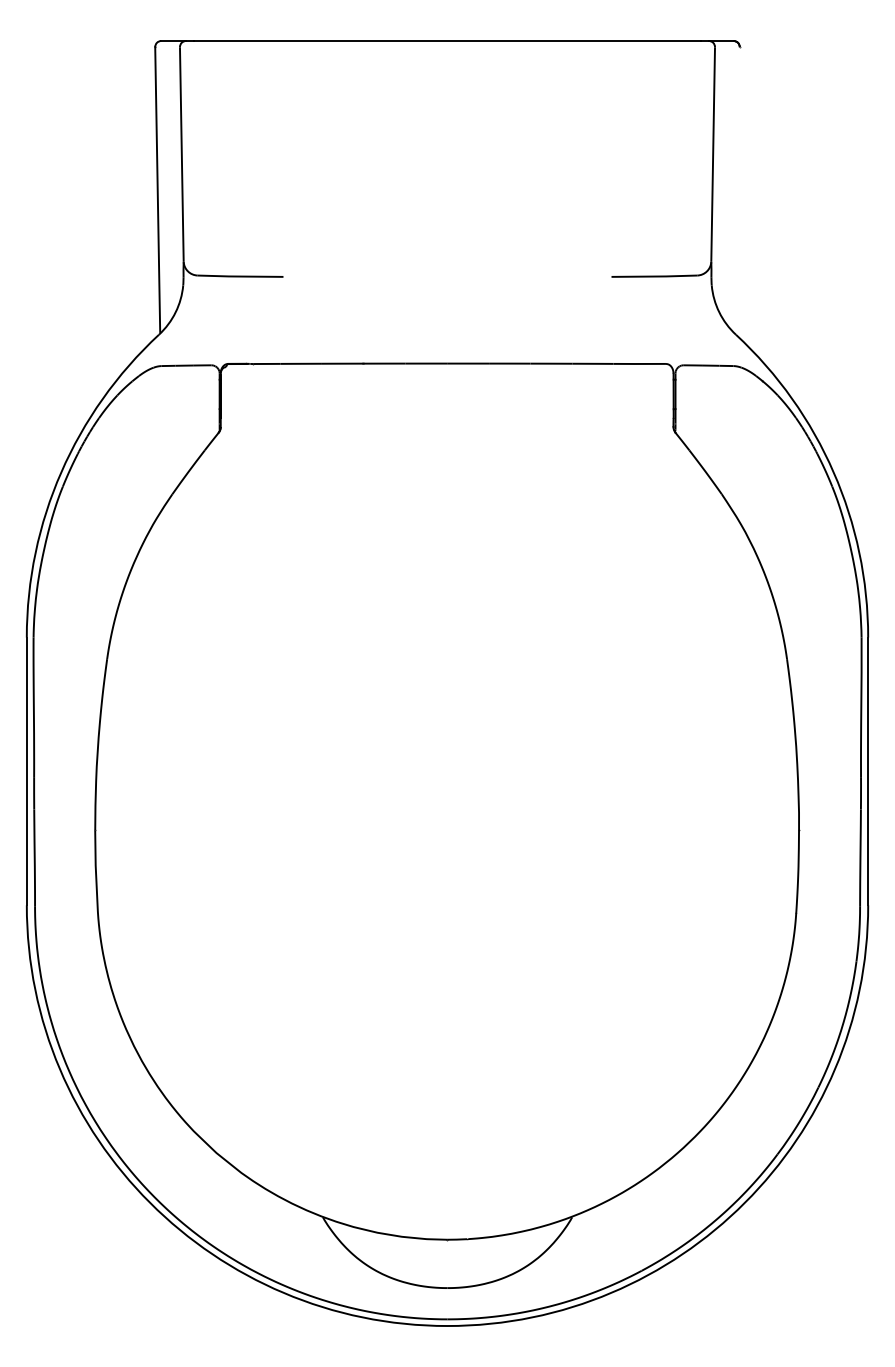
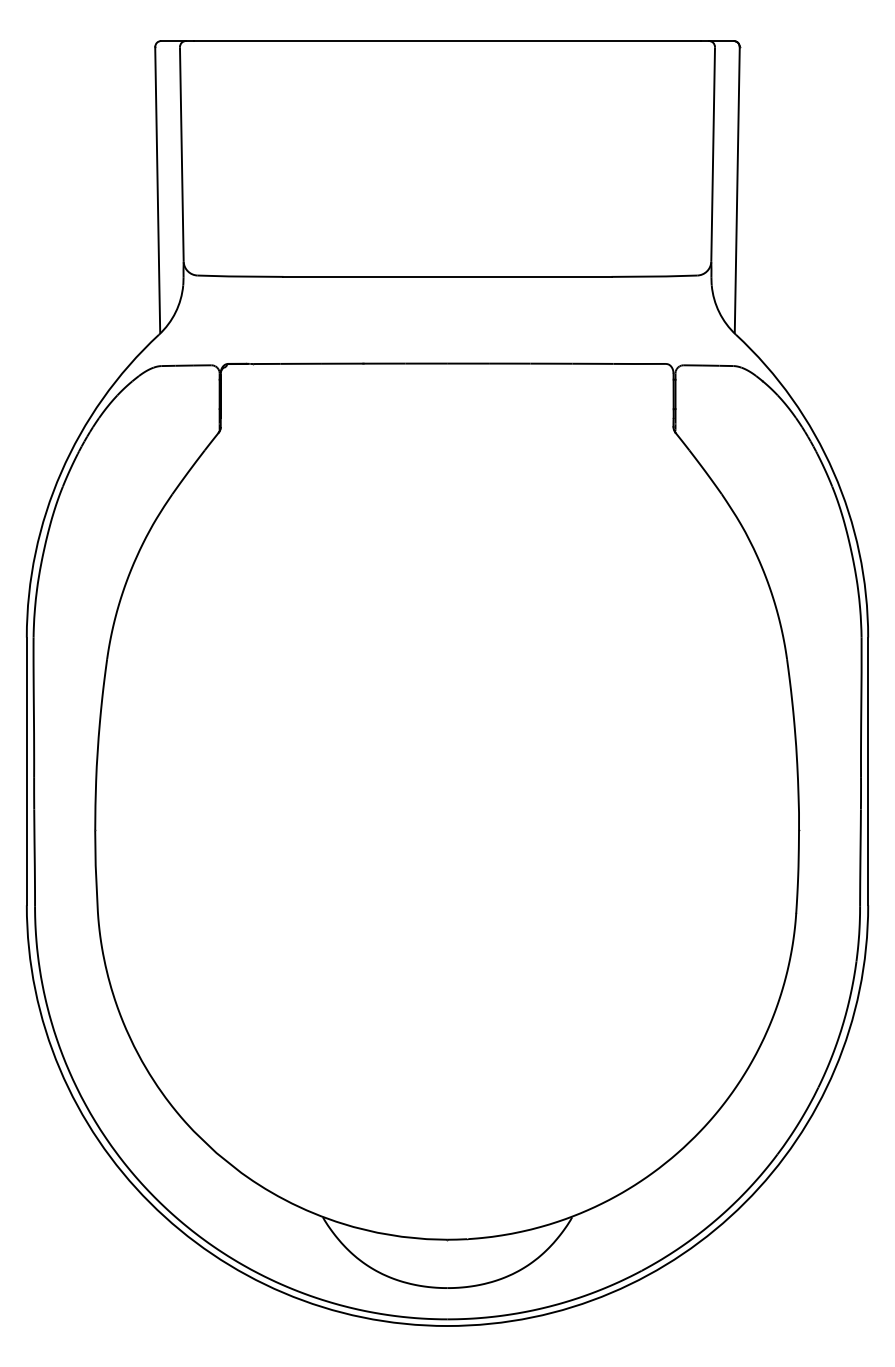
line: none -> present (736, 189)
line: none -> present (447, 276)
